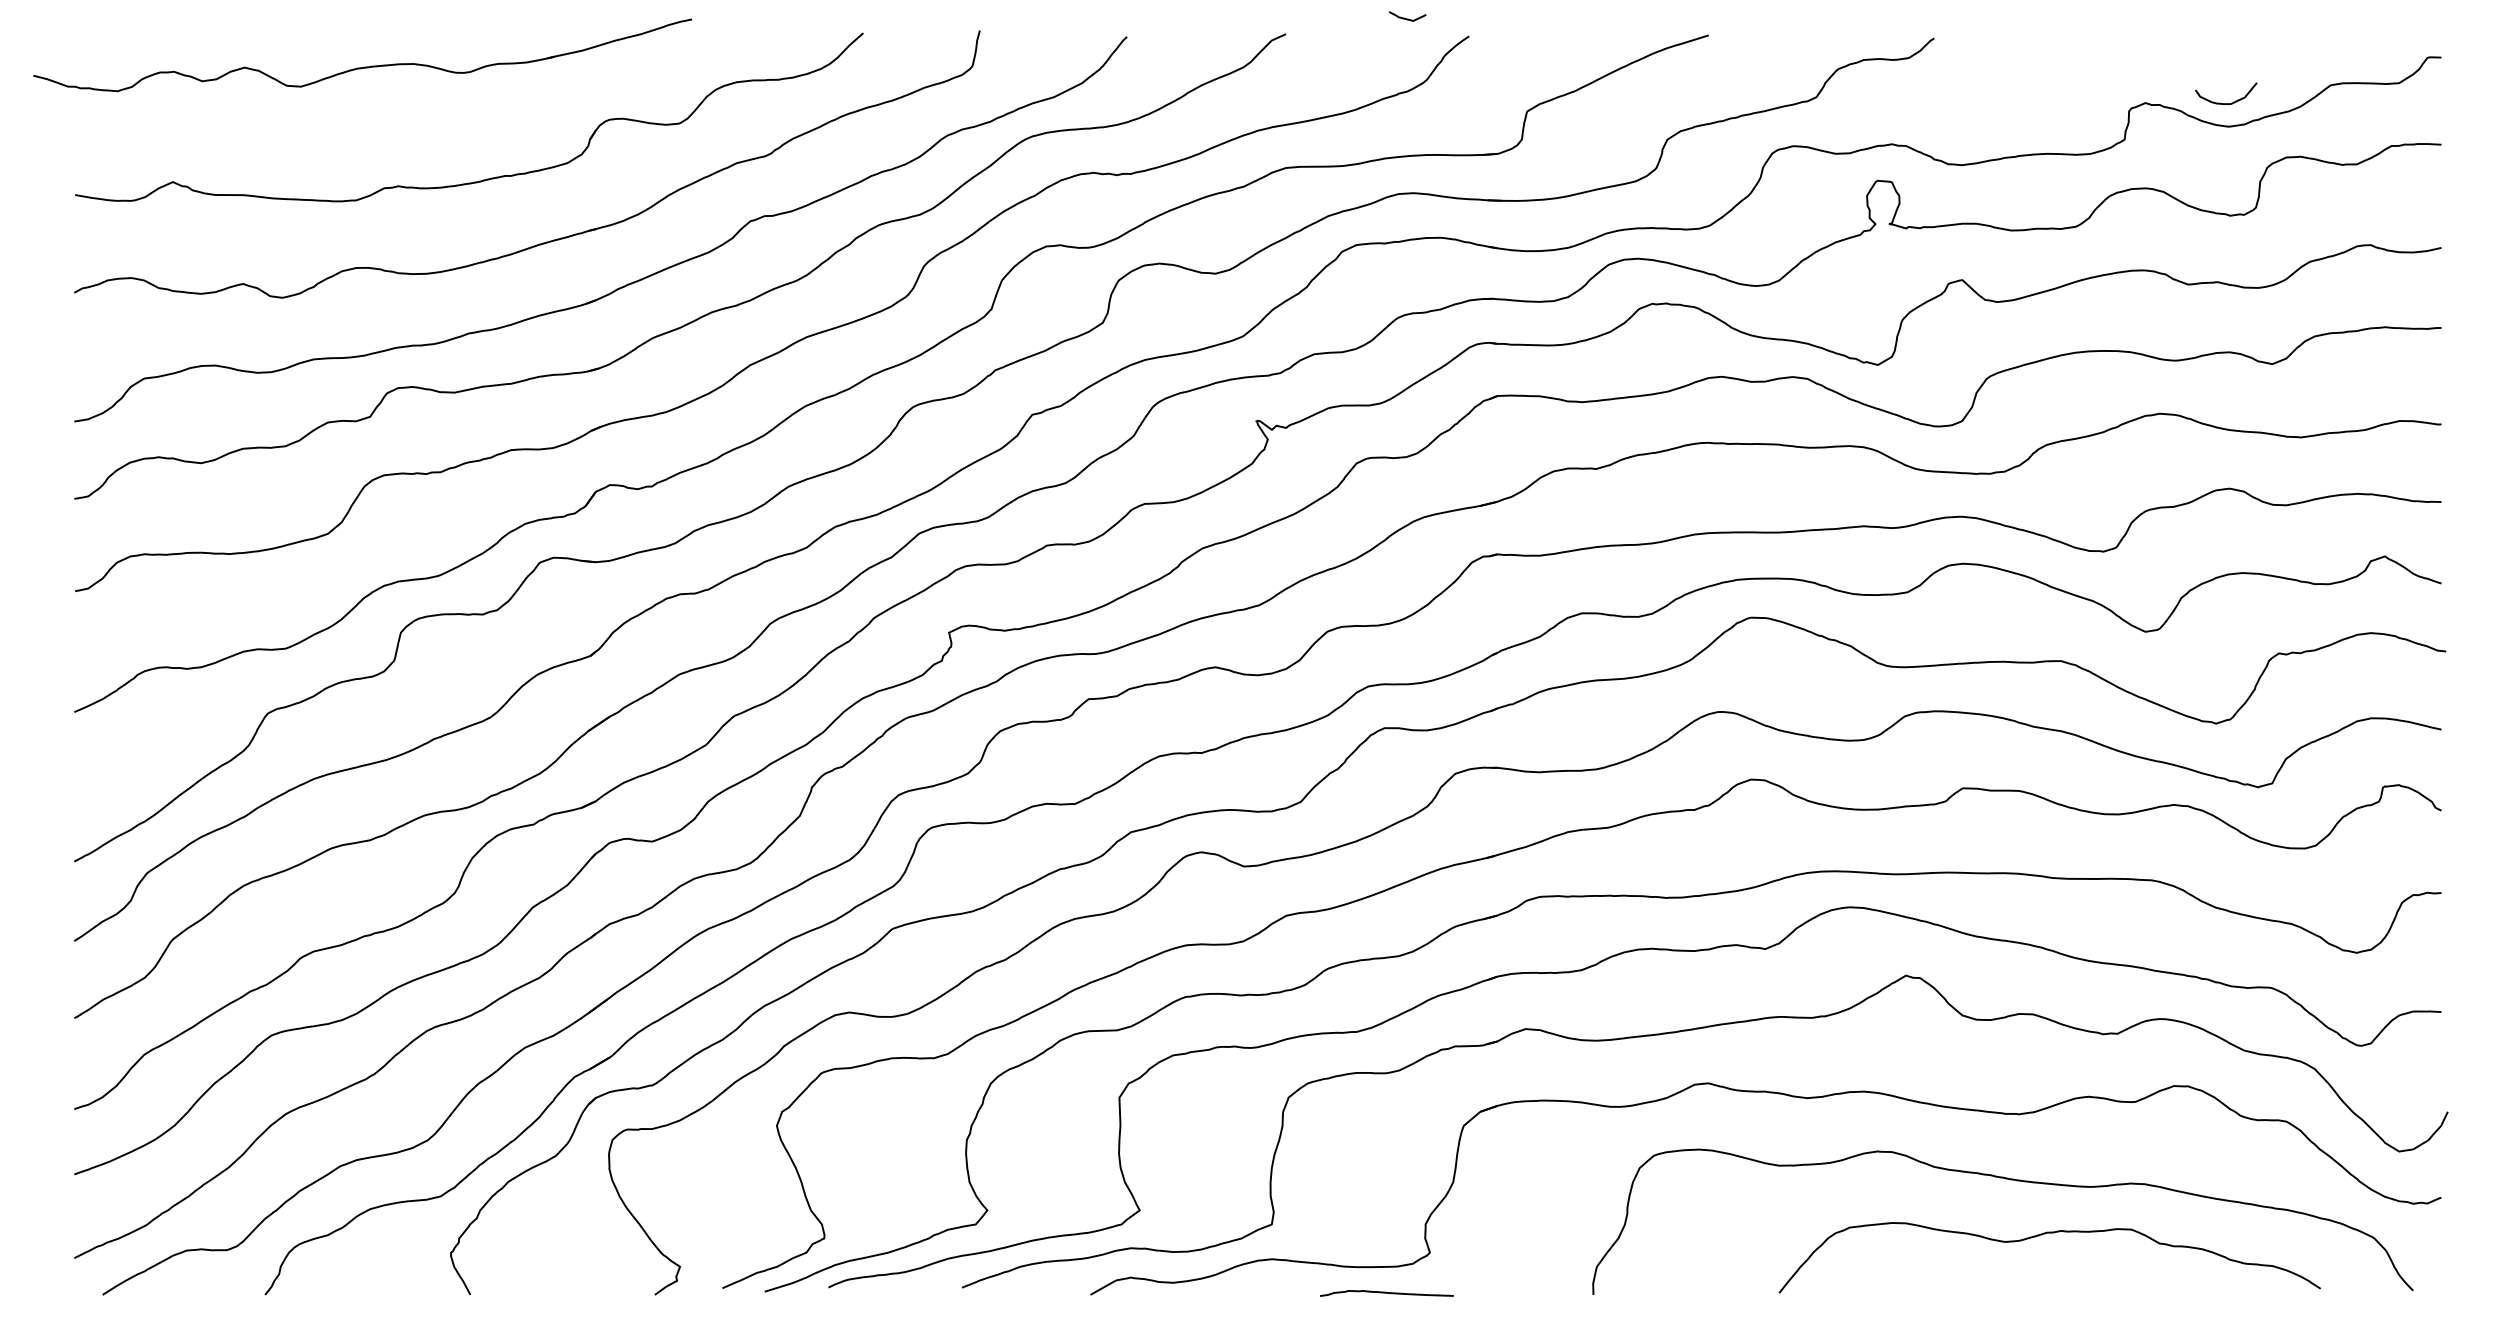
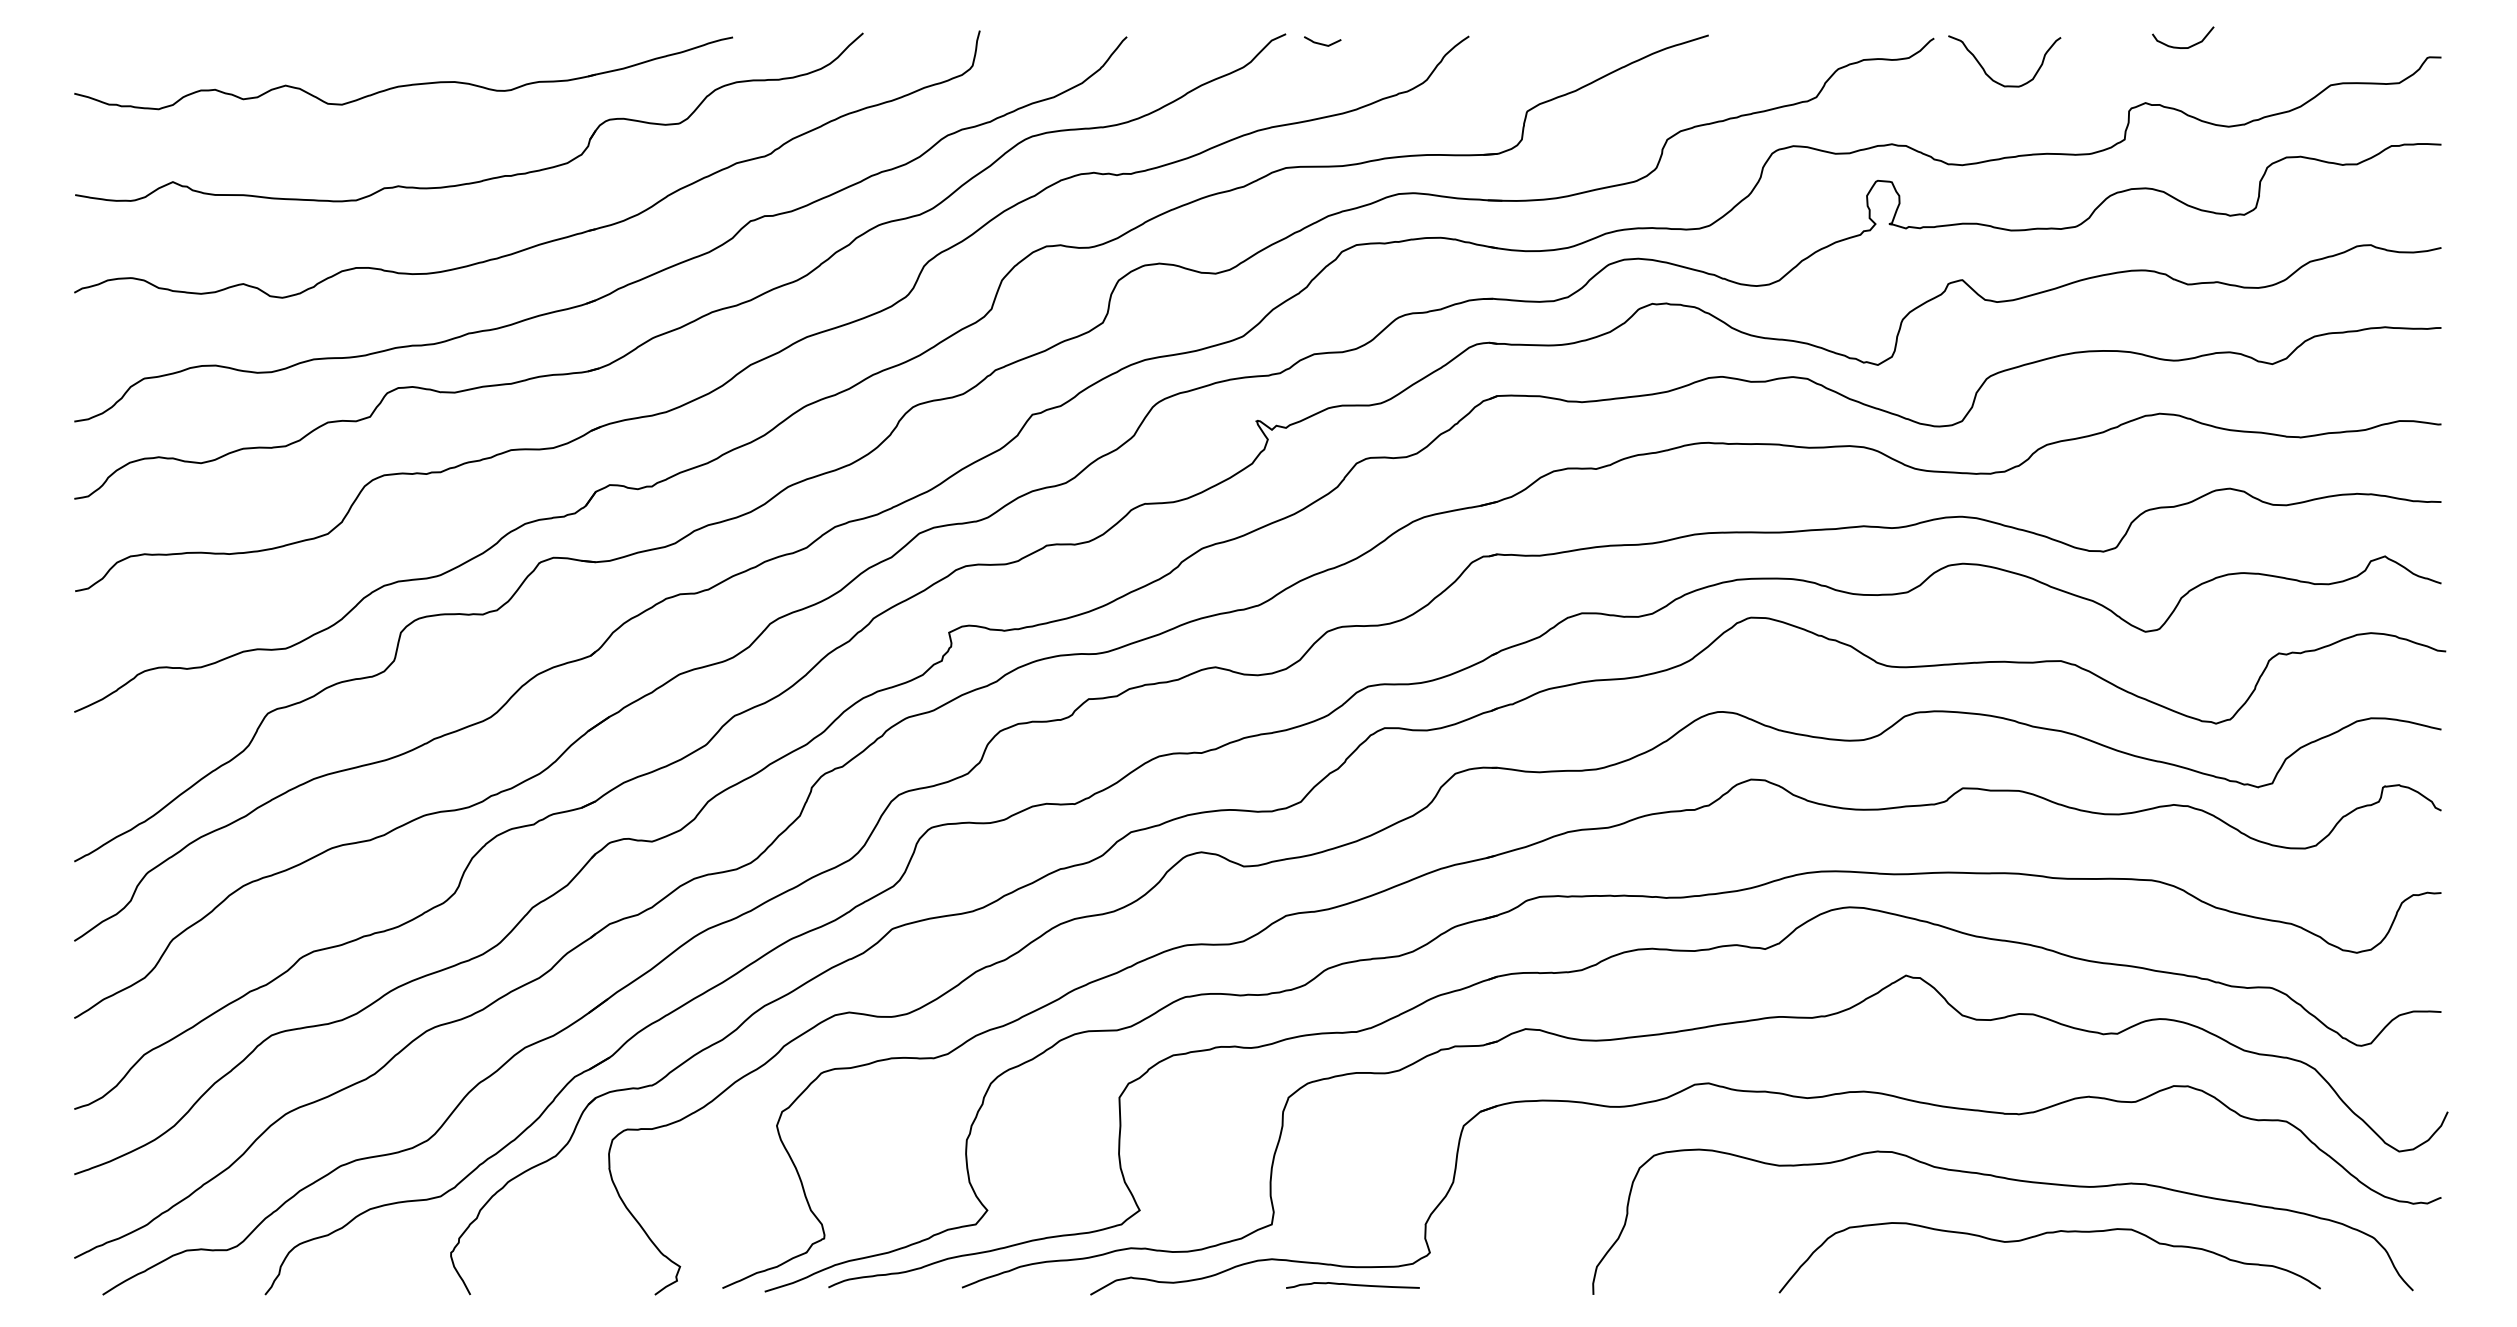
curve position: (1407, 18) -> (1322, 43) (1322, 43)
part position: (364, 66) -> (405, 84) (405, 84)
curve: none -> present (1989, 75)
curve position: (2226, 103) -> (2183, 47) (2183, 47)
curve position: (1386, 1293) -> (1352, 1285) (1352, 1285)
